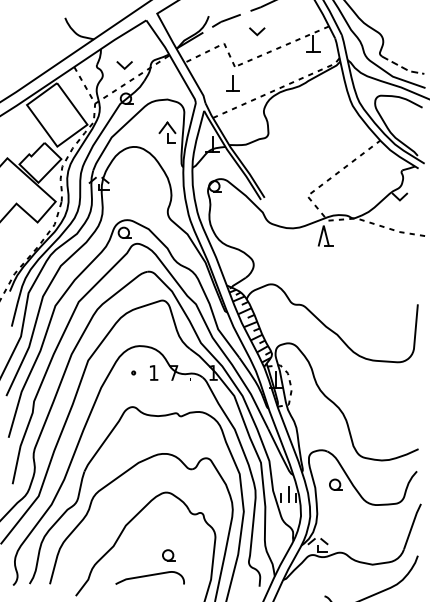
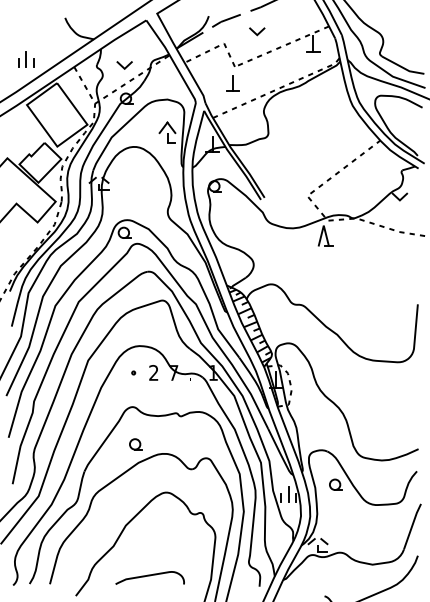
part: none -> present (26, 59)
line: dashed -> solid (403, 68)
text: 1 -> 2 (153, 372)
part position: (168, 555) -> (135, 444) (135, 444)
